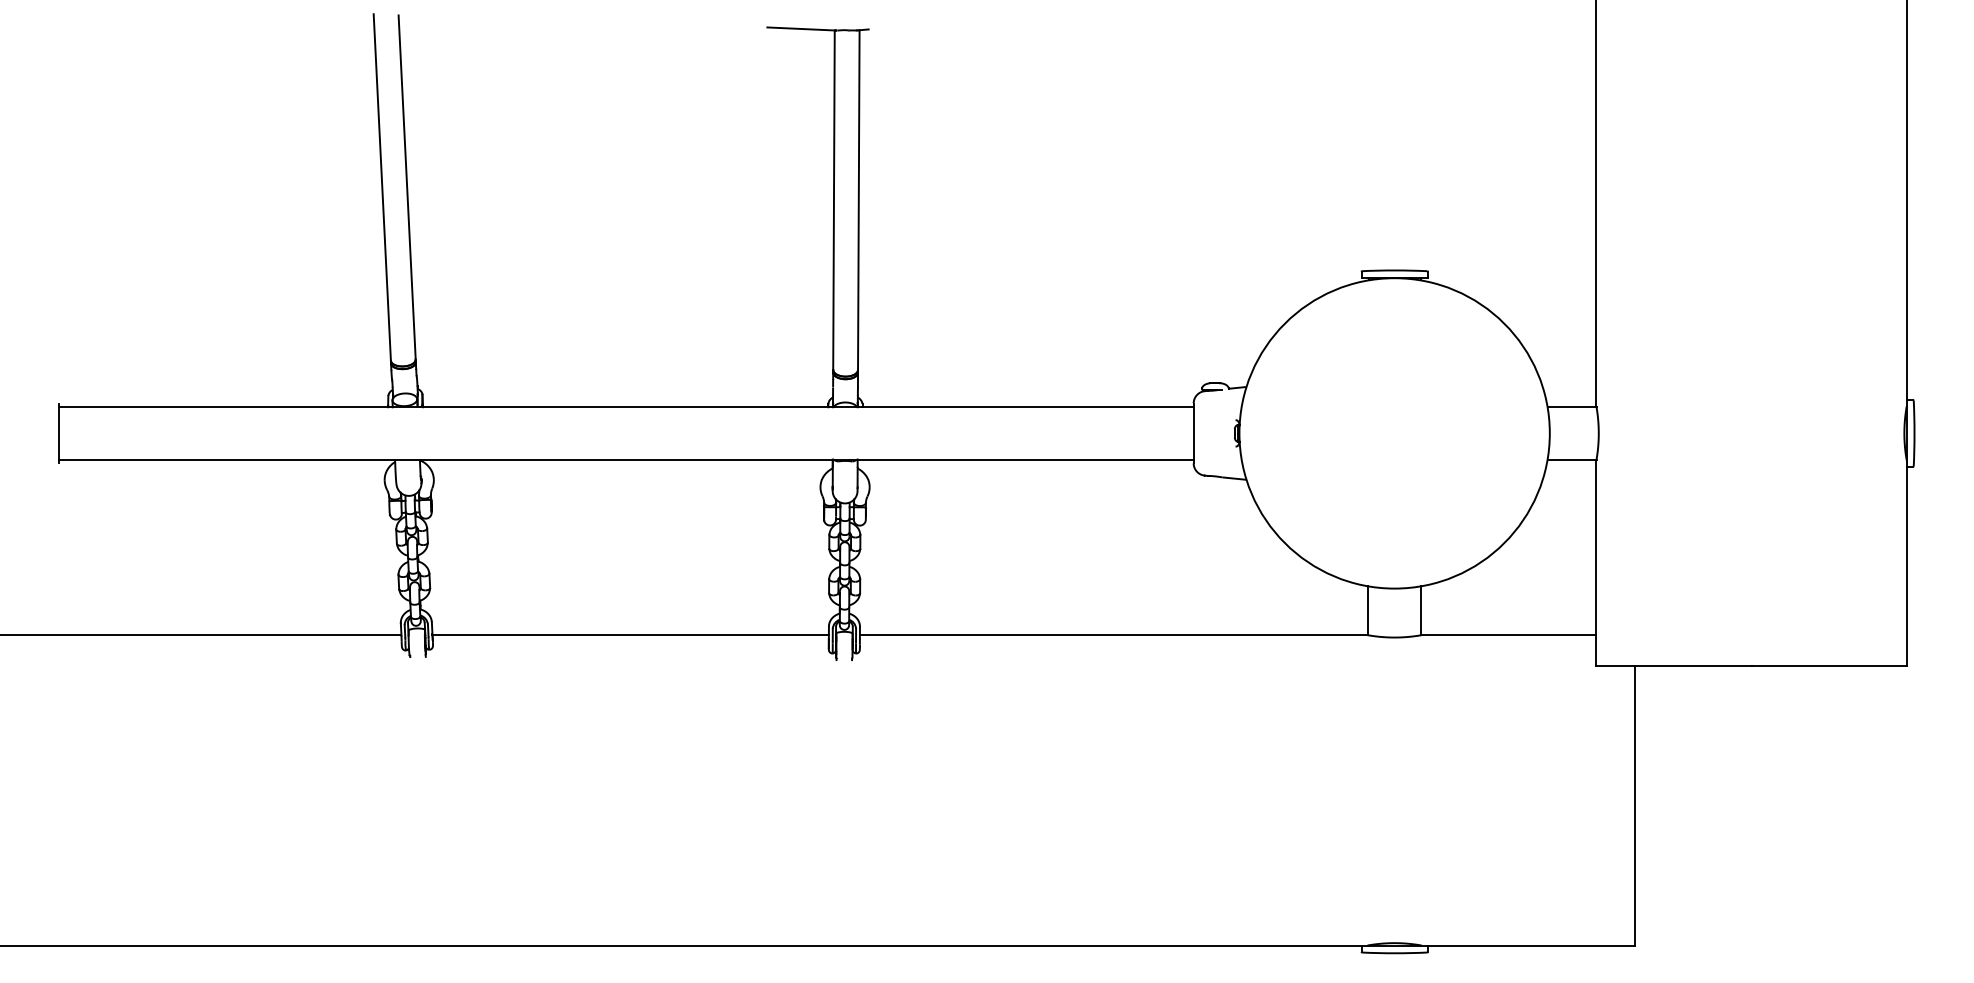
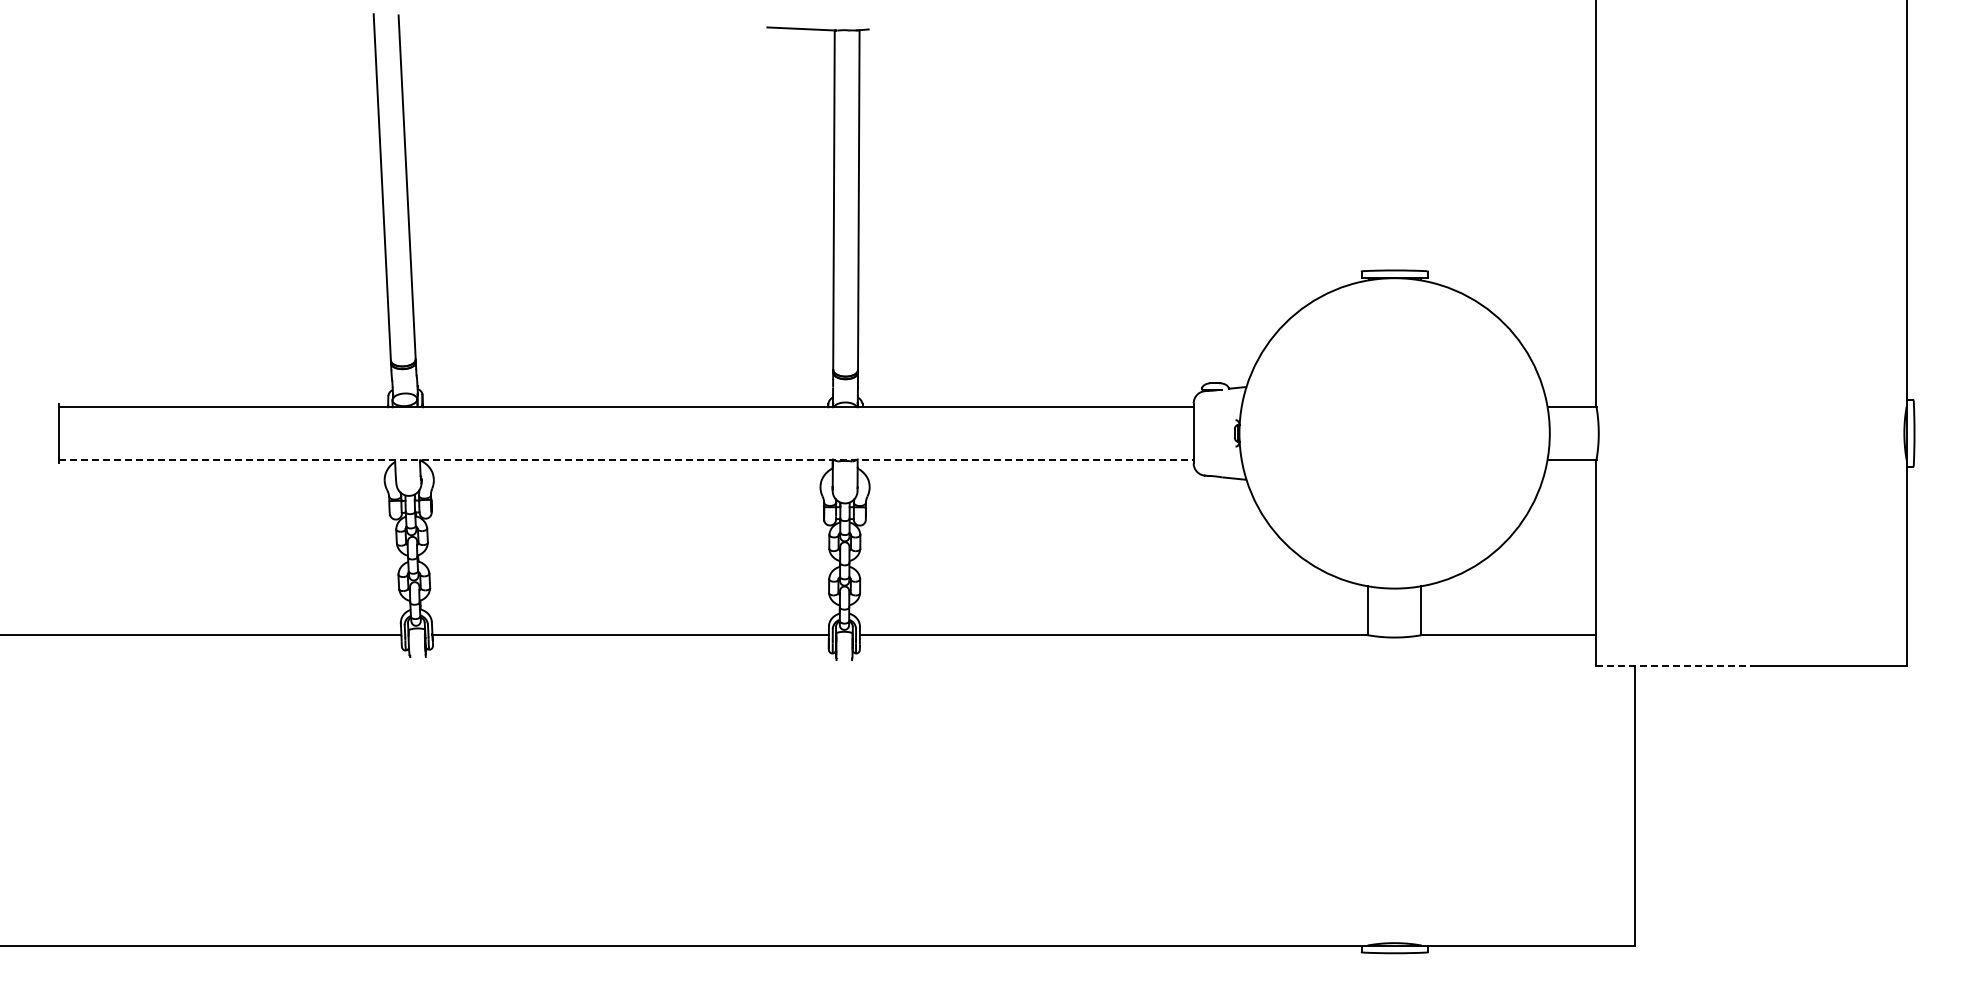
line: solid -> dashed (626, 459)
line: solid -> dashed (1673, 666)
